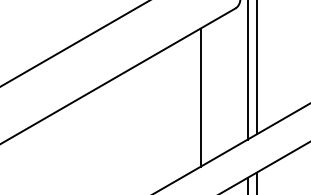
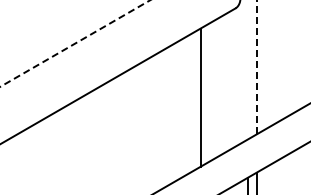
line: solid -> dashed (74, 43)
line: solid -> dashed (256, 67)
line: present -> none (247, 70)
